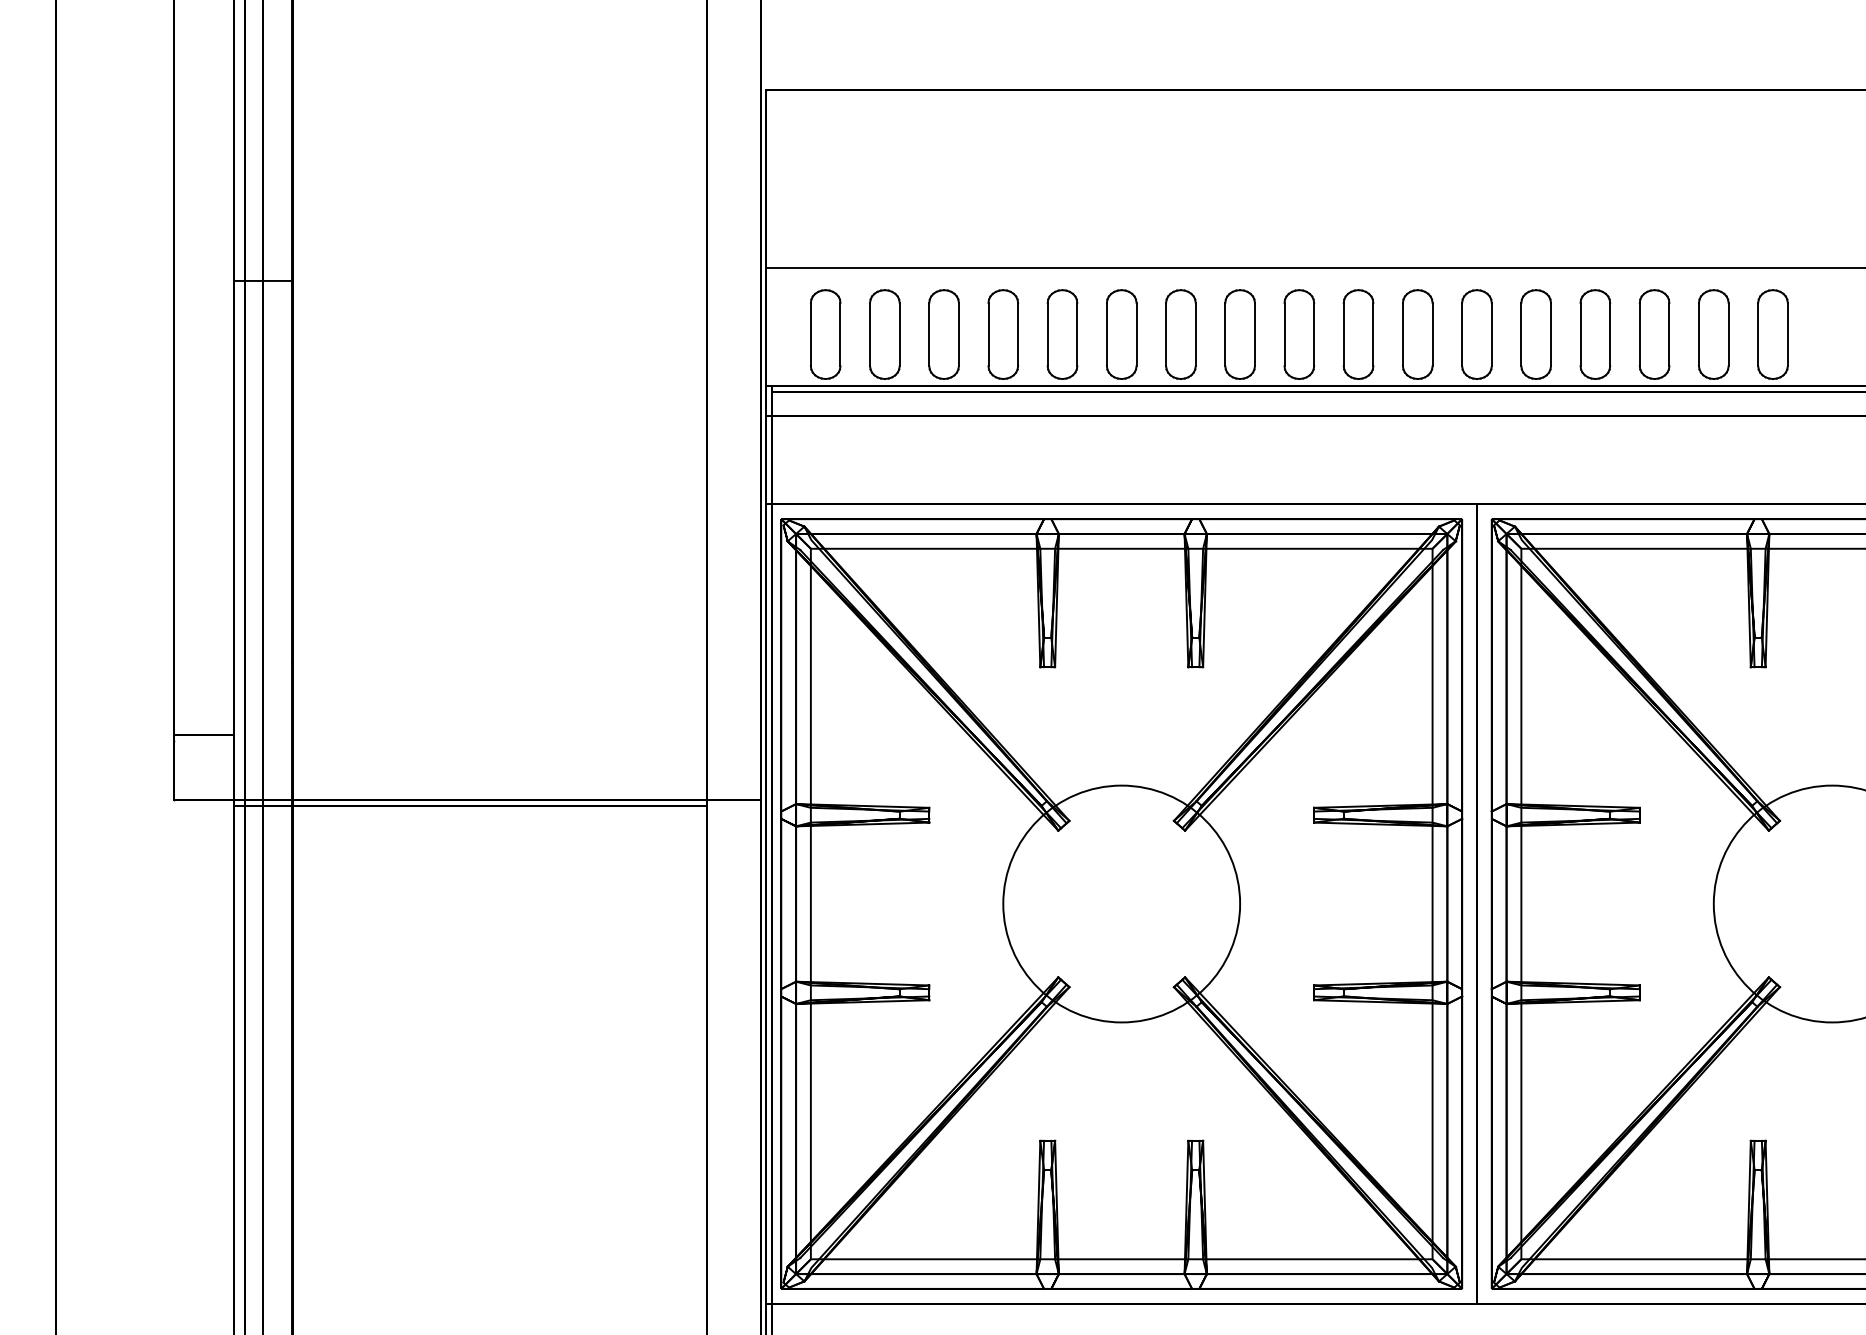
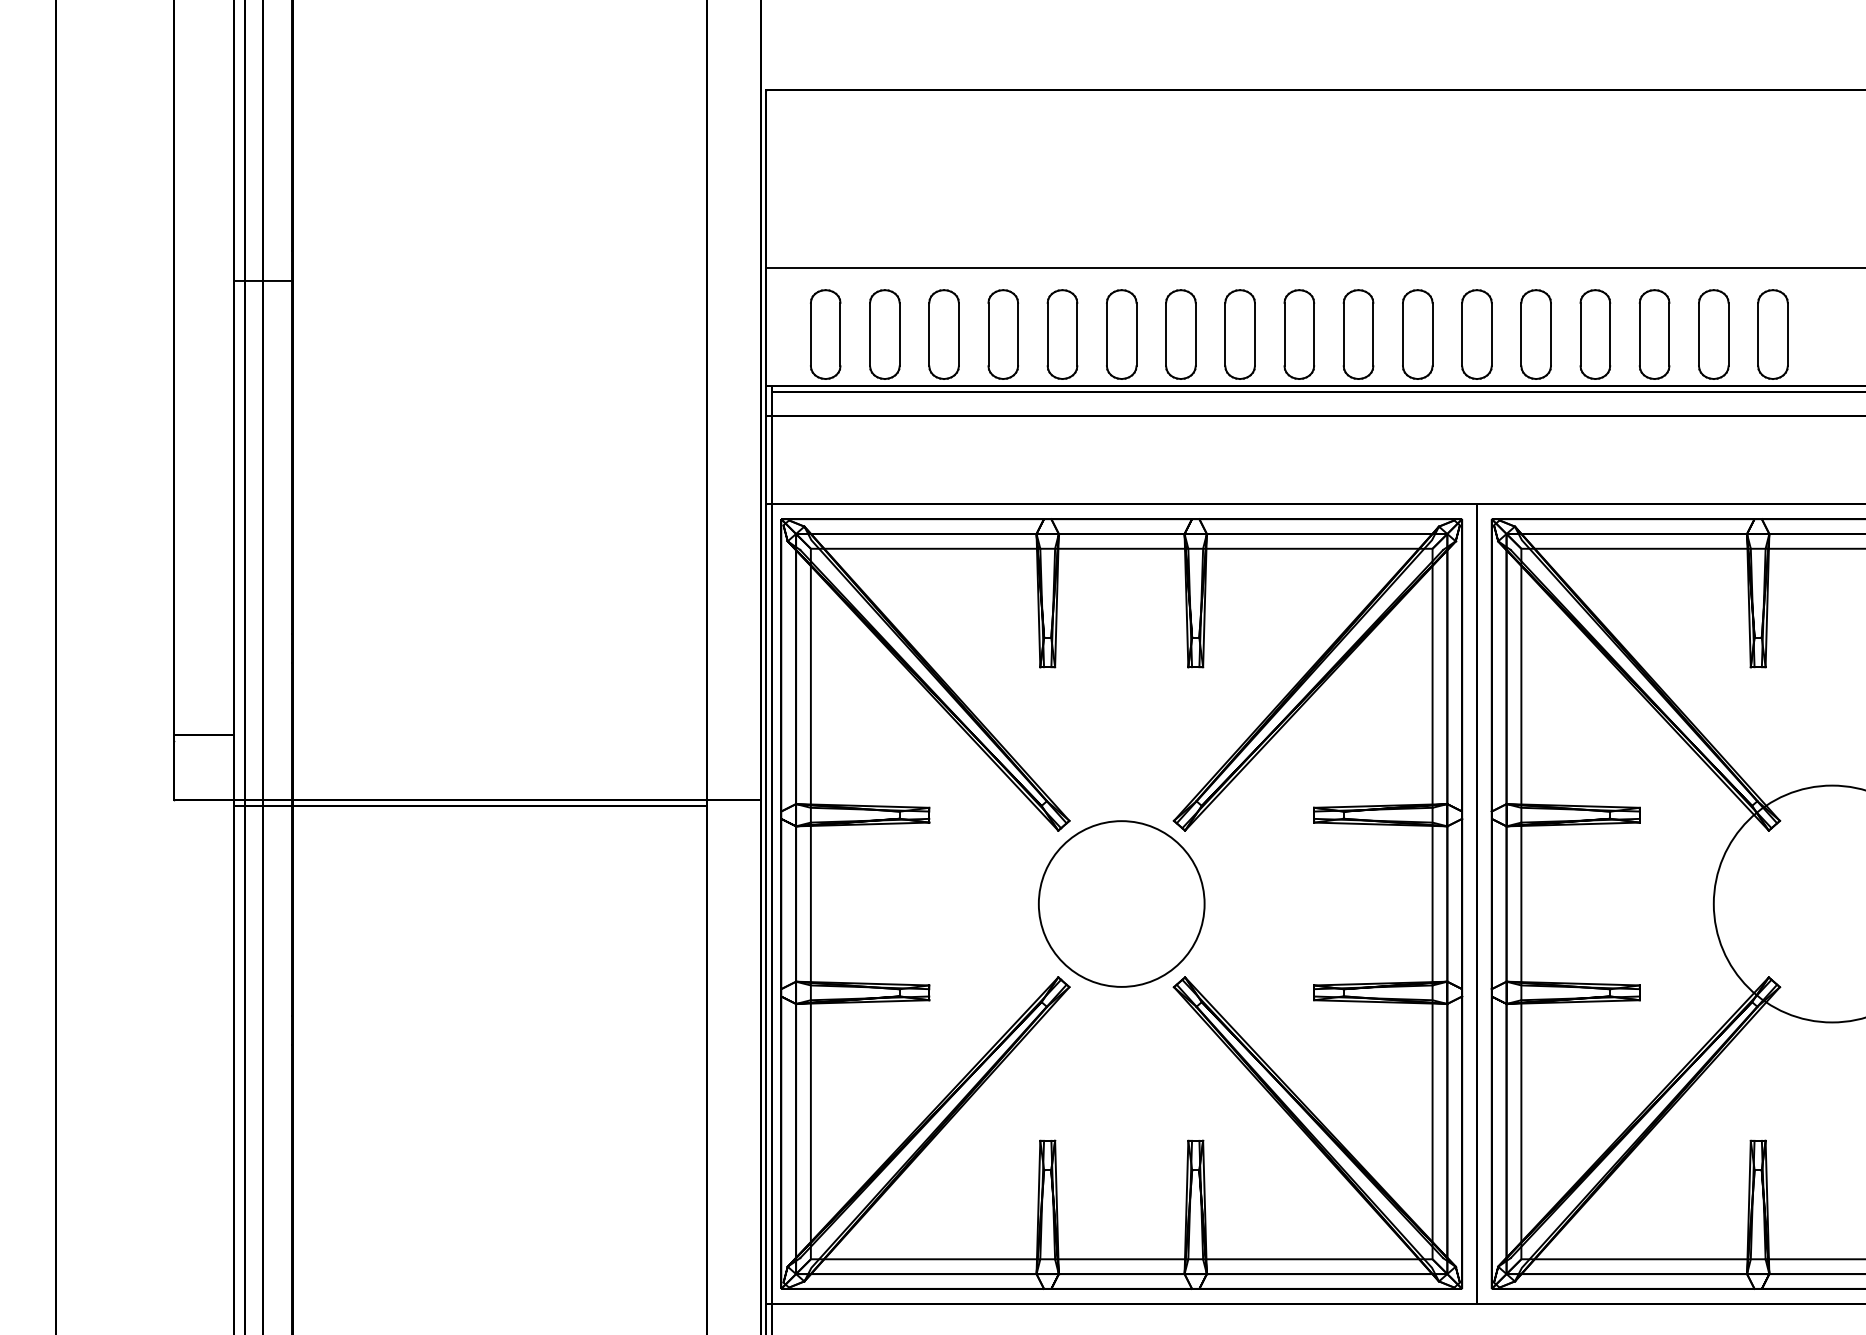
circle diameter: 237 px -> 166 px (1121, 903)
